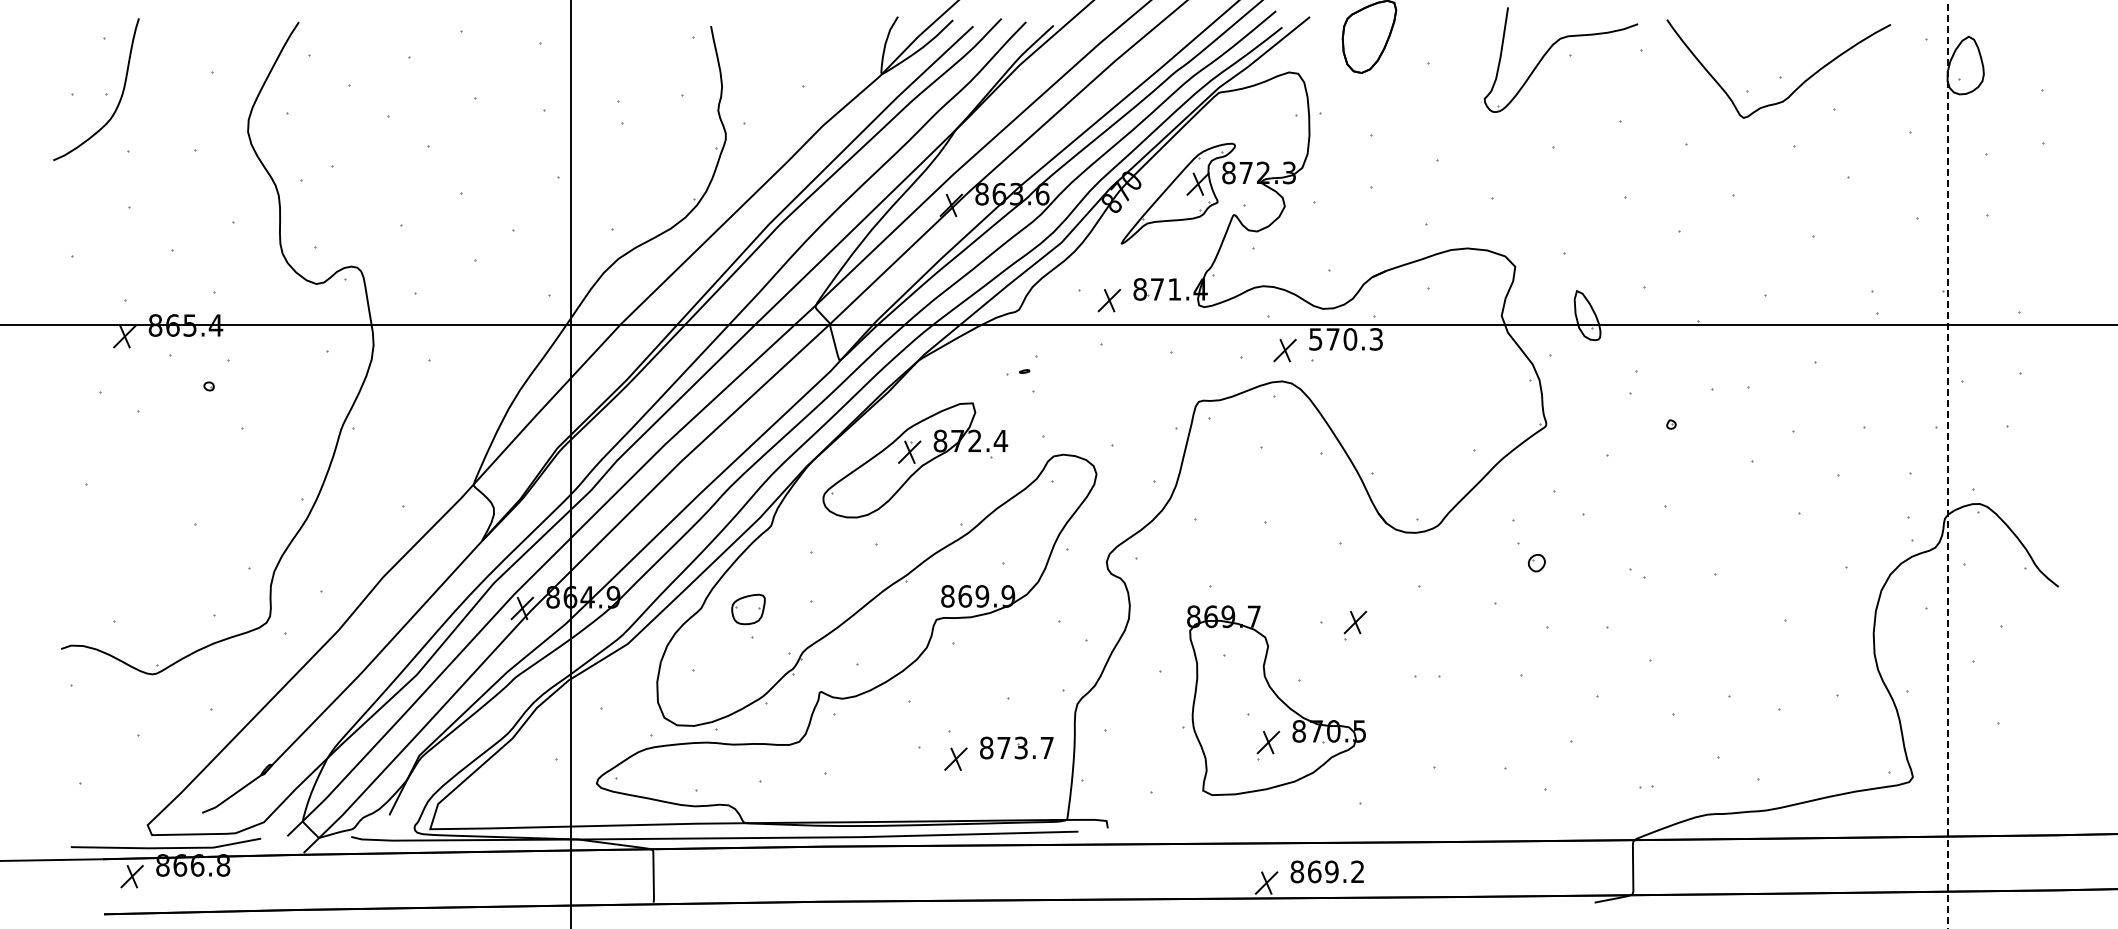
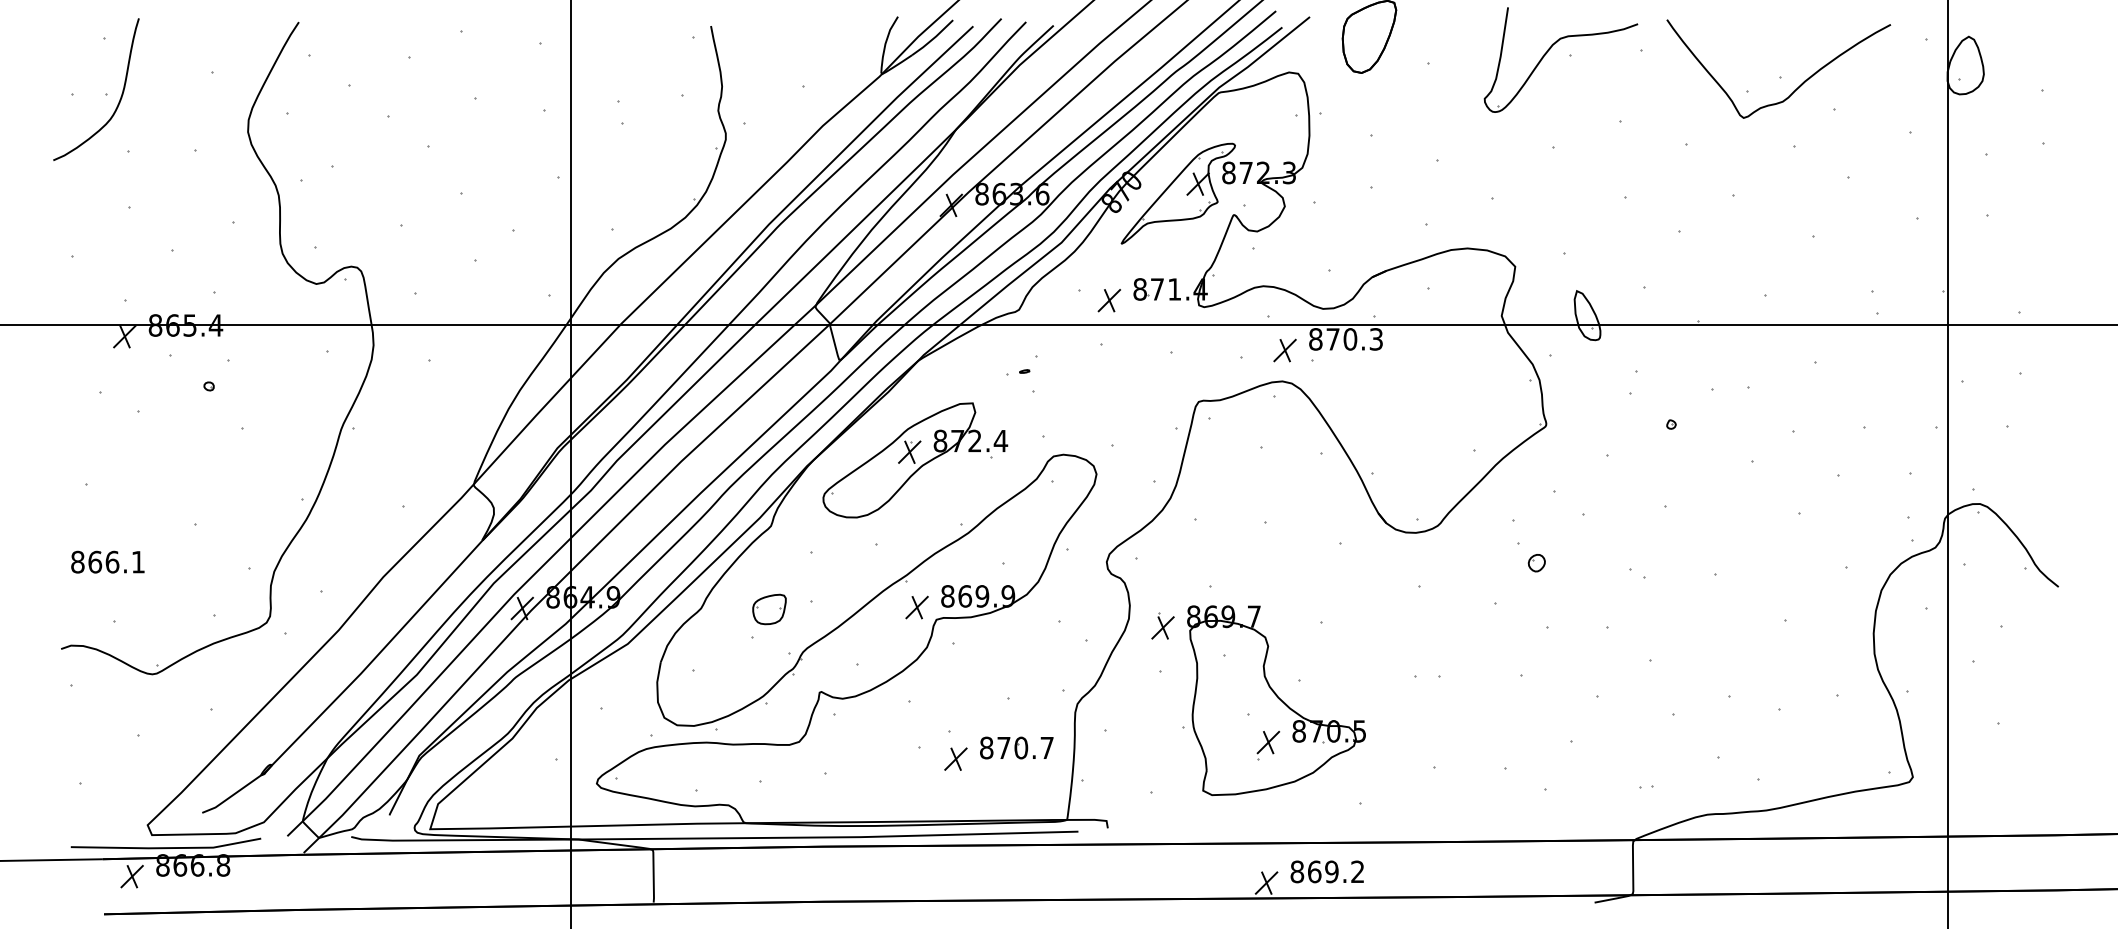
text: 570.3 -> 870.3 (1315, 339)
line: dashed -> solid (1947, 465)
part: none -> present (107, 561)
part: none -> present (916, 607)
part position: (748, 609) -> (769, 609) (769, 609)
part: none -> present (1162, 625)
part: present -> none (1355, 625)
text: 873.7 -> 870.7 (1021, 747)
